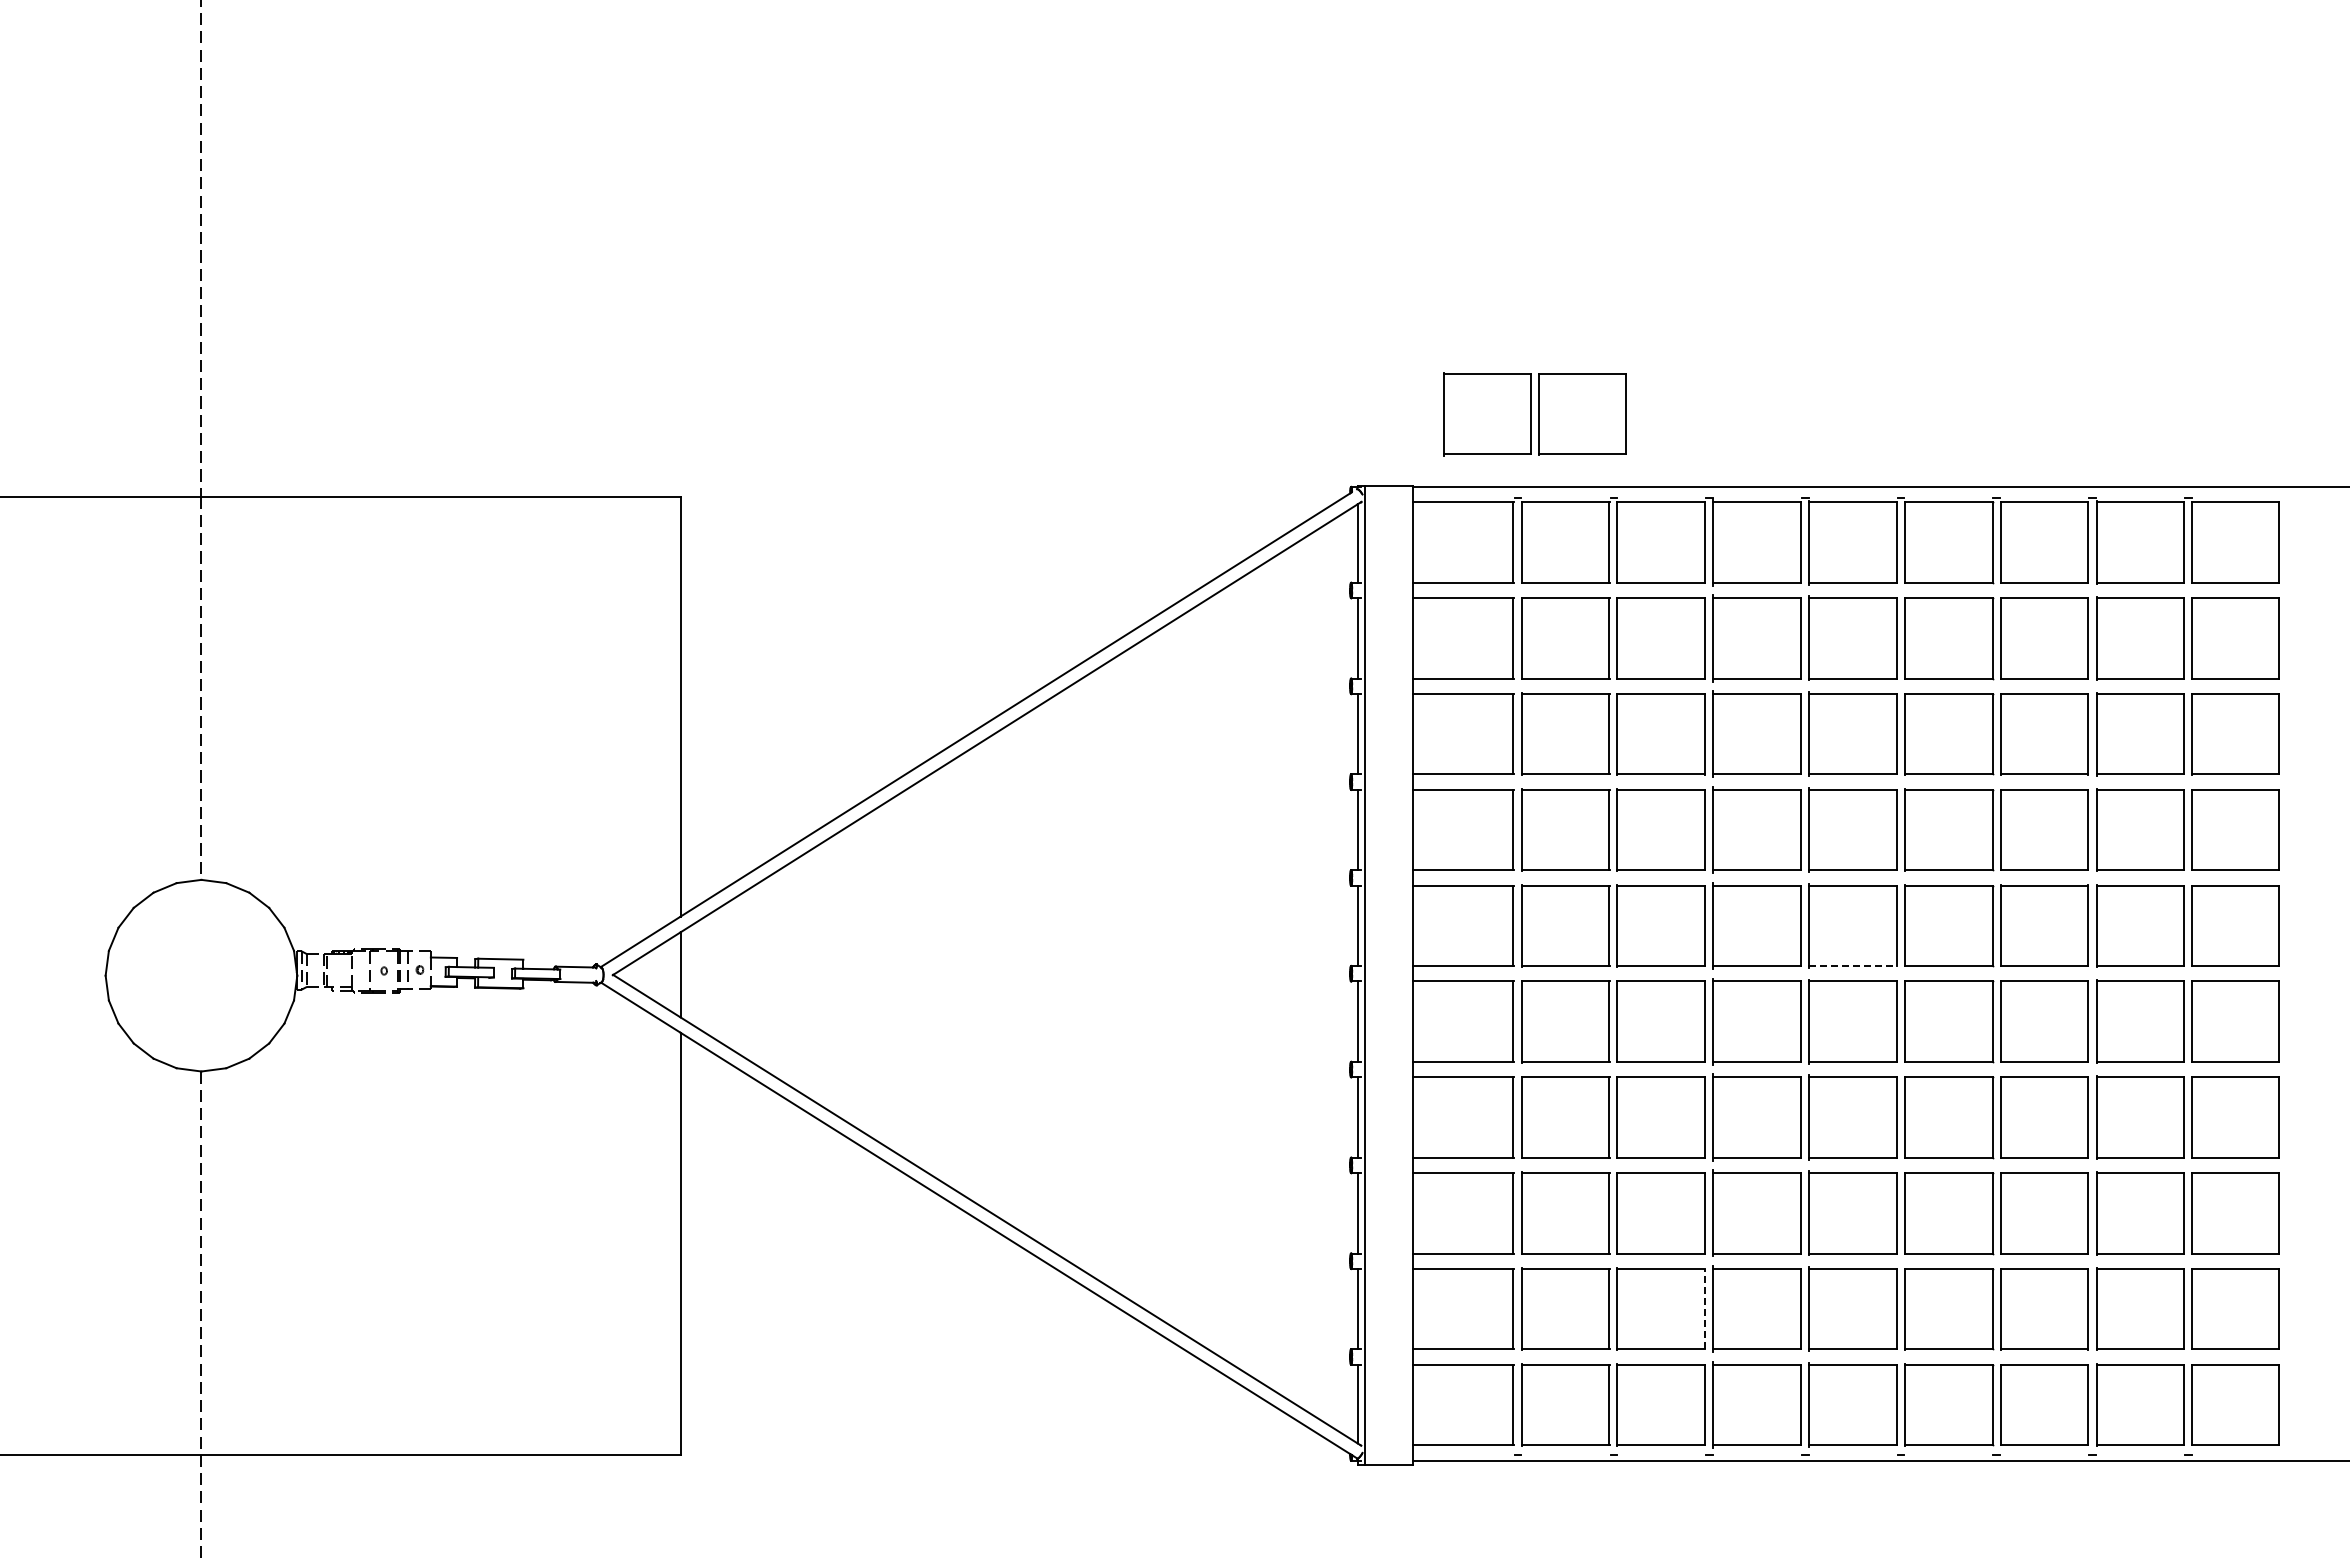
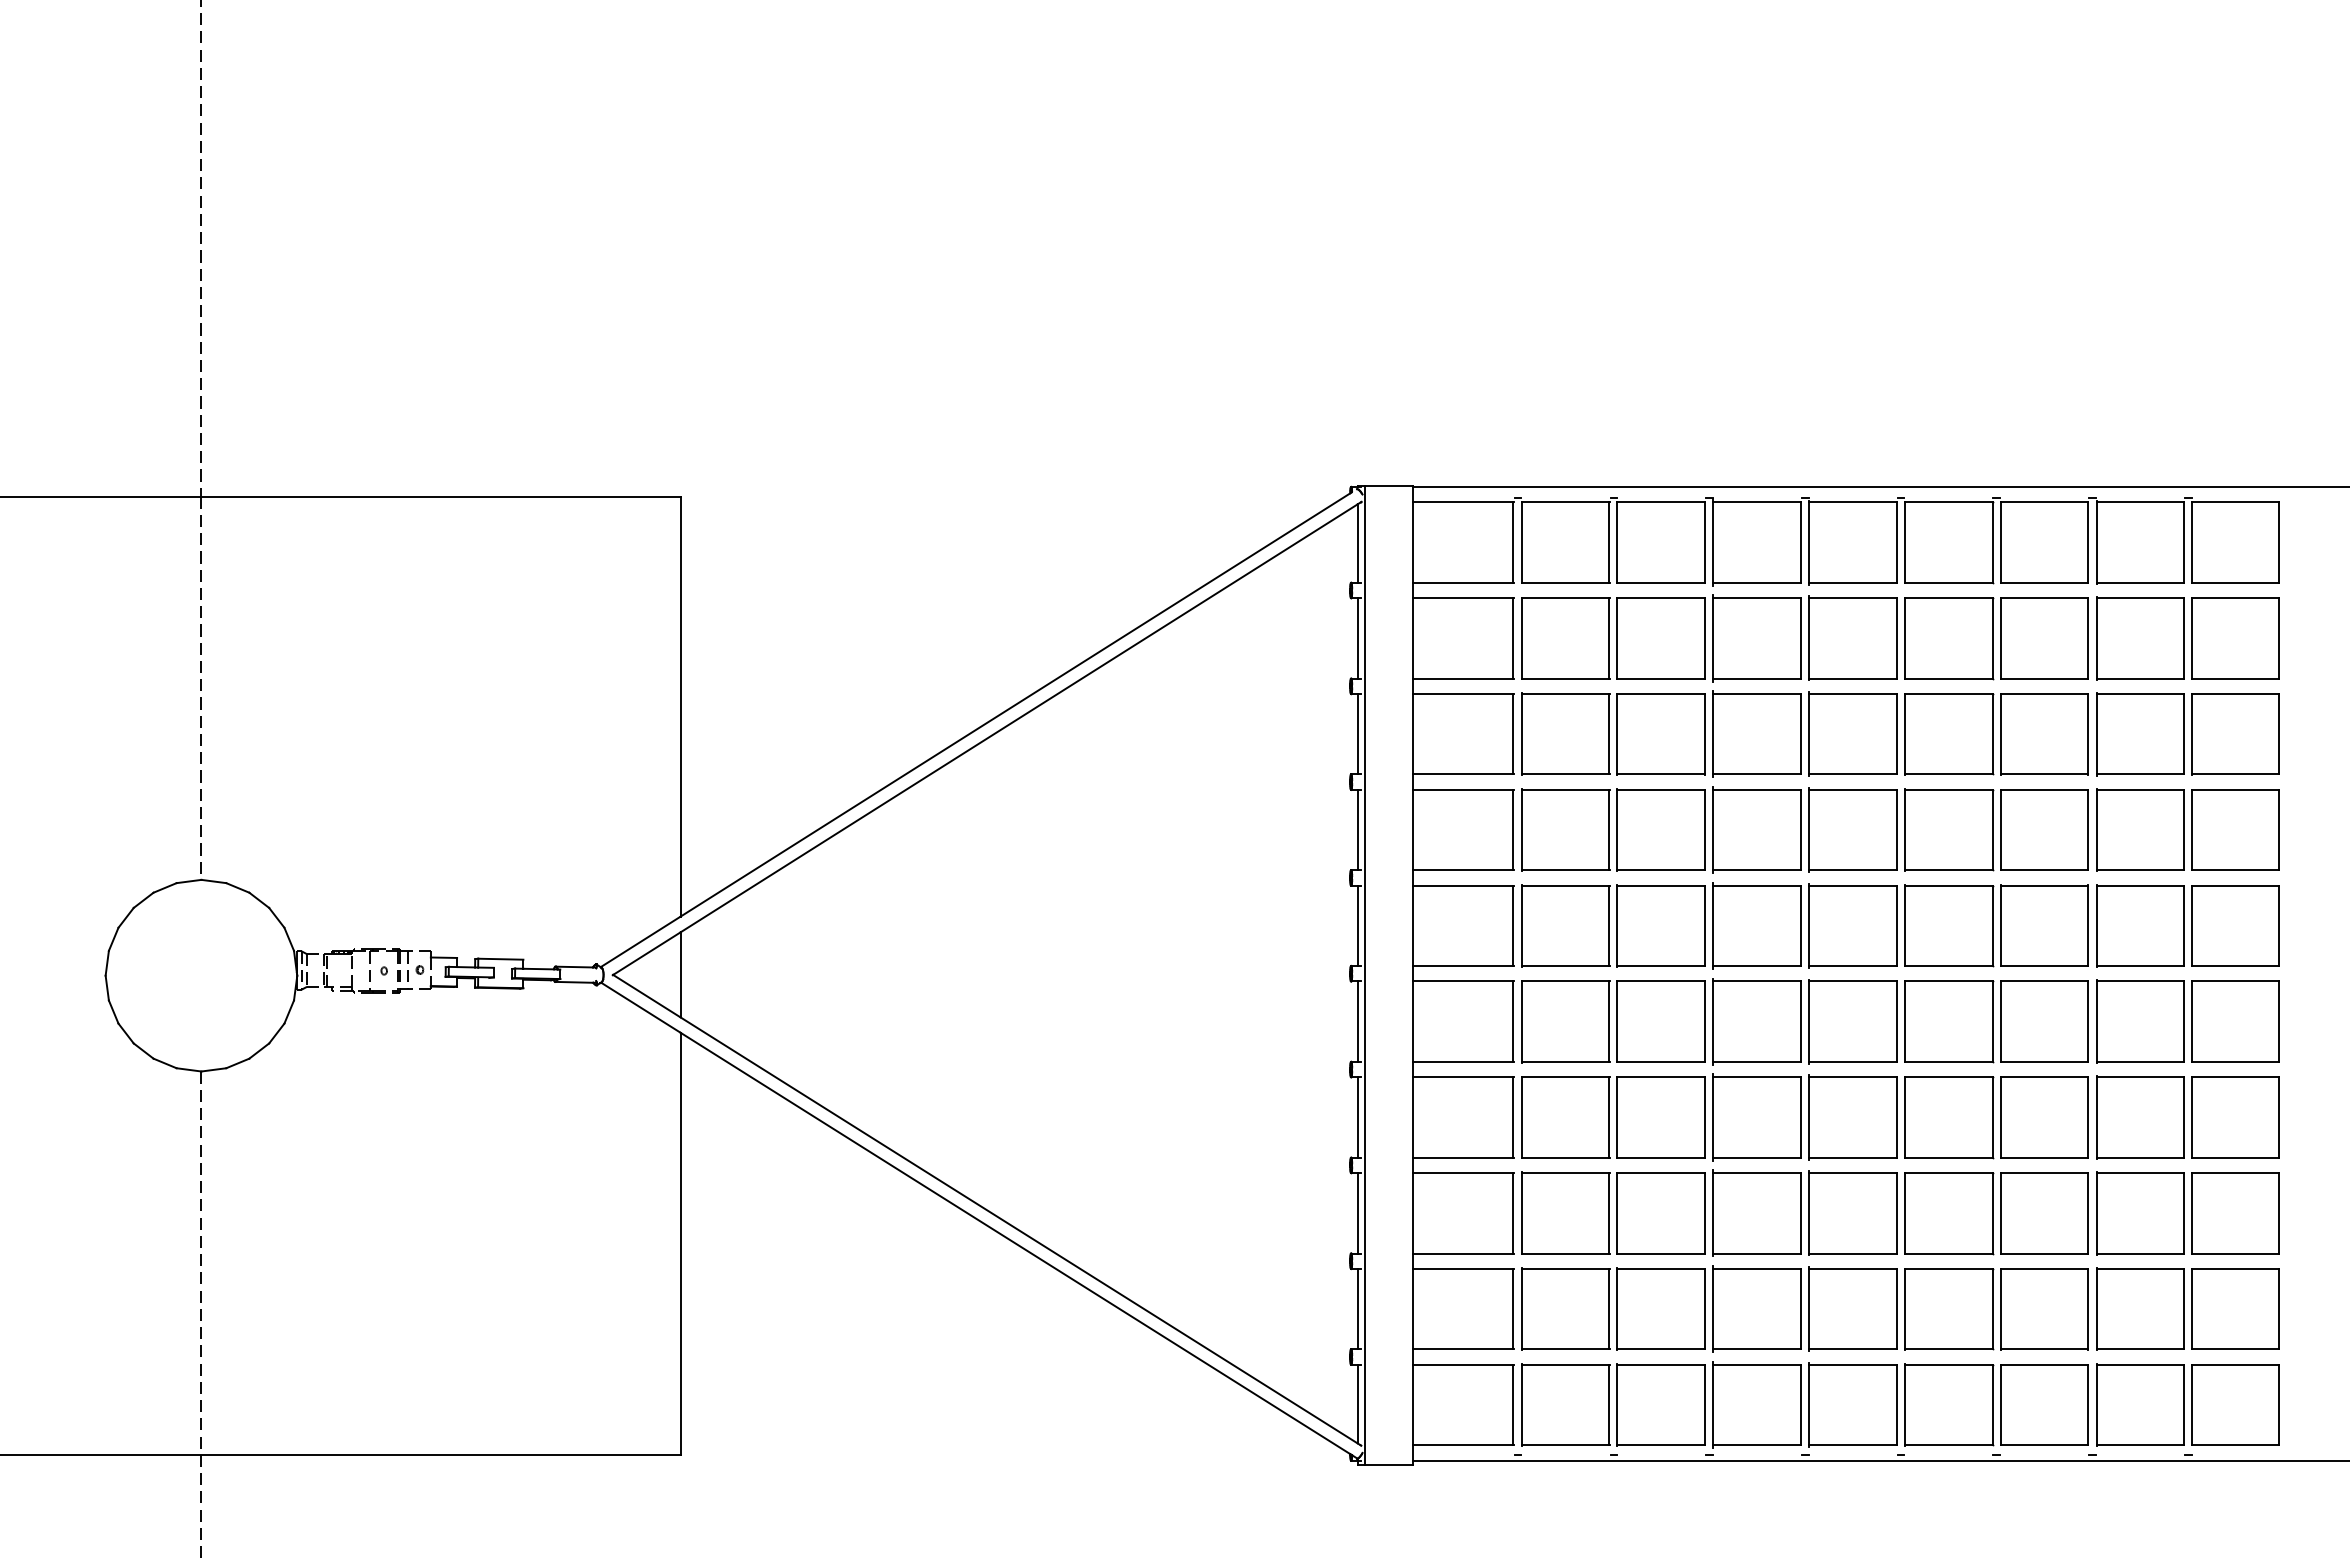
part: present -> none (1534, 414)
line: dashed -> solid (1852, 966)
line: dashed -> solid (1705, 1308)
